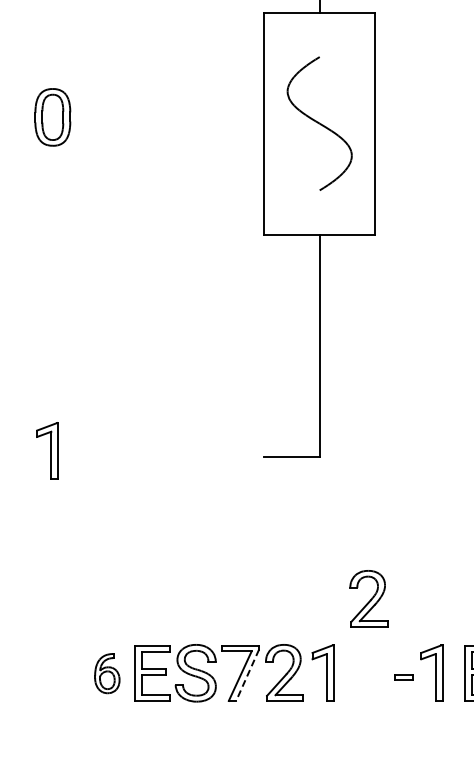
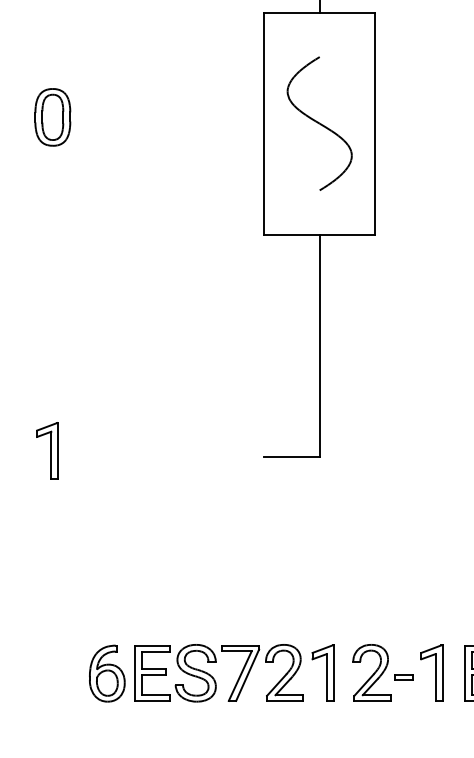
part position: (368, 598) -> (371, 672) (371, 672)
part size: 27x42 px -> 37x59 px (107, 673)
line: dashed -> solid (247, 675)
